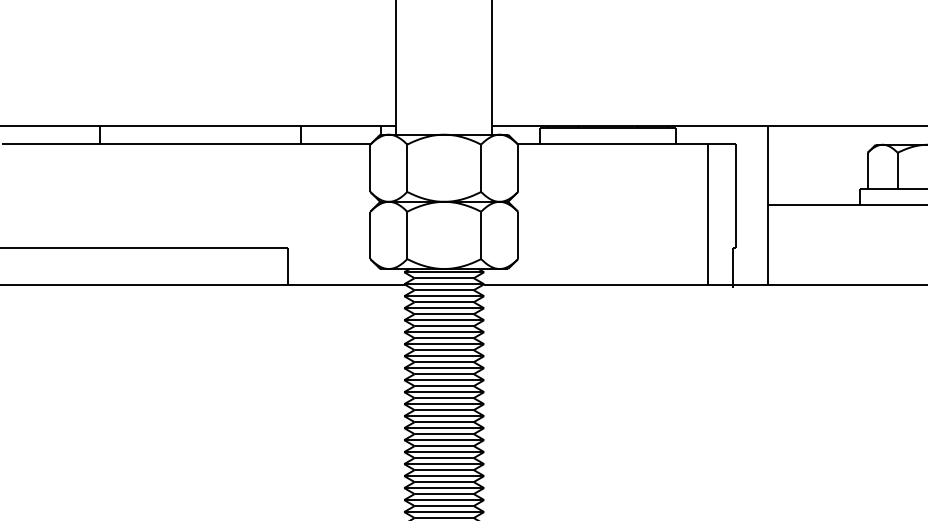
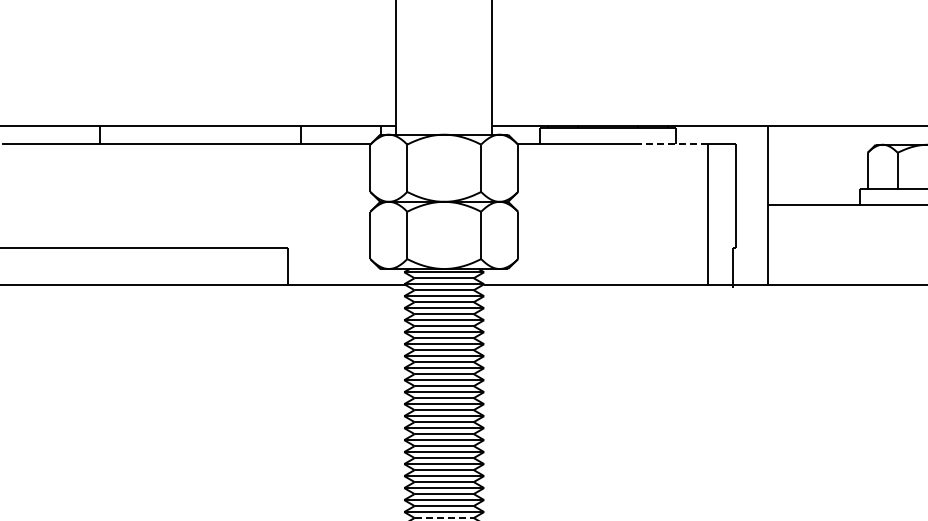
line: solid -> dashed (671, 144)
line: solid -> dashed (444, 518)
